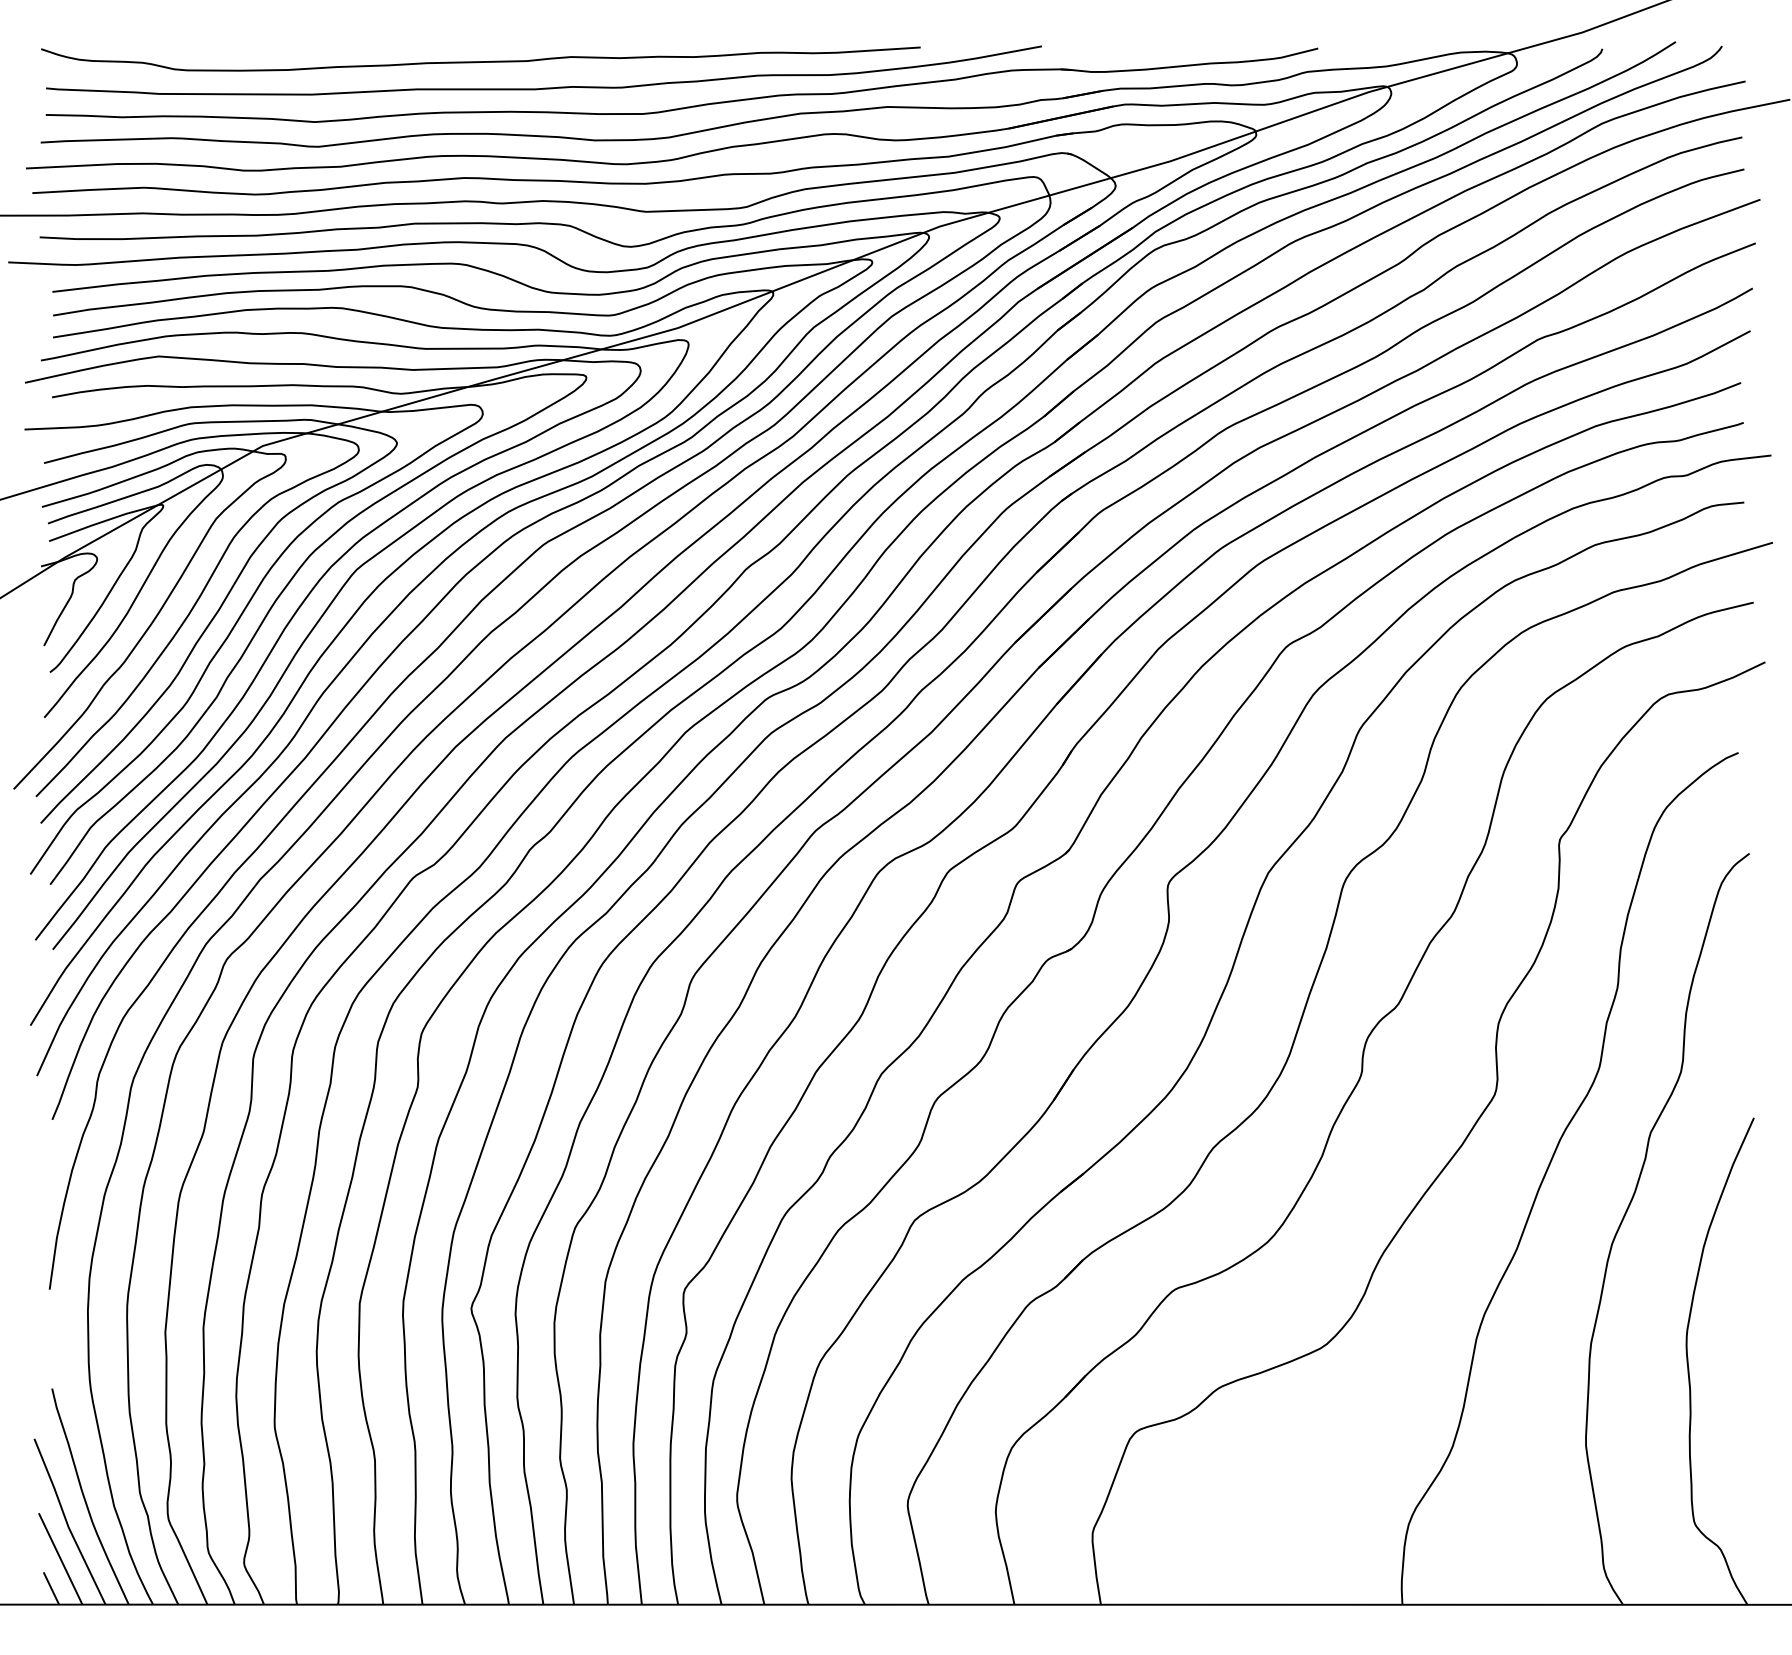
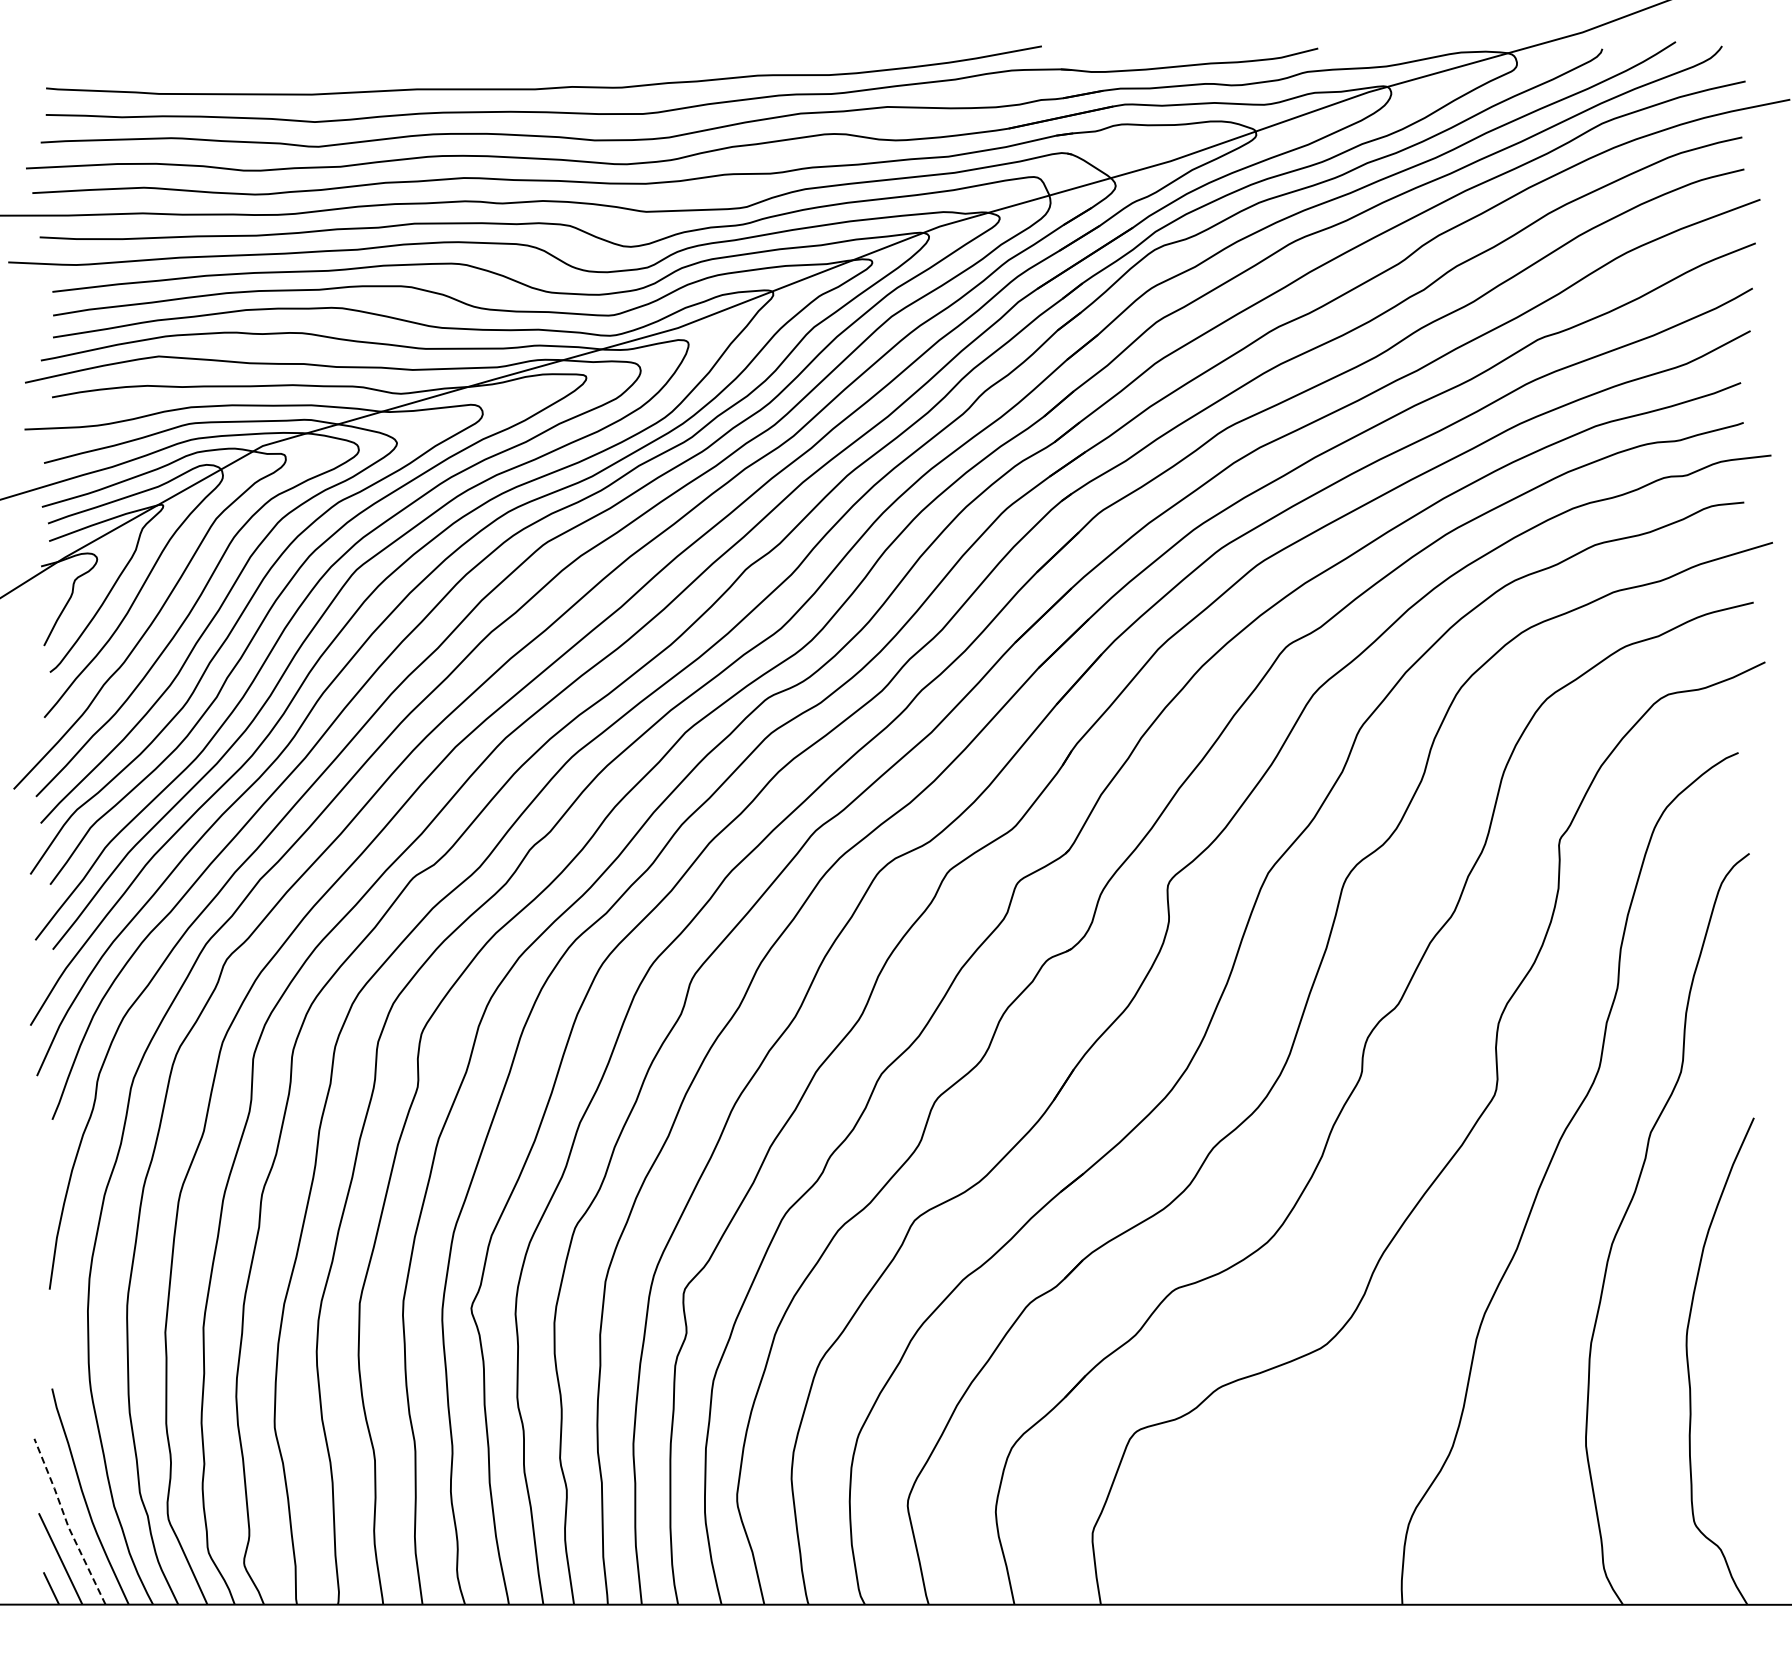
curve: present -> none (480, 61)
line: solid -> dashed (67, 1522)
